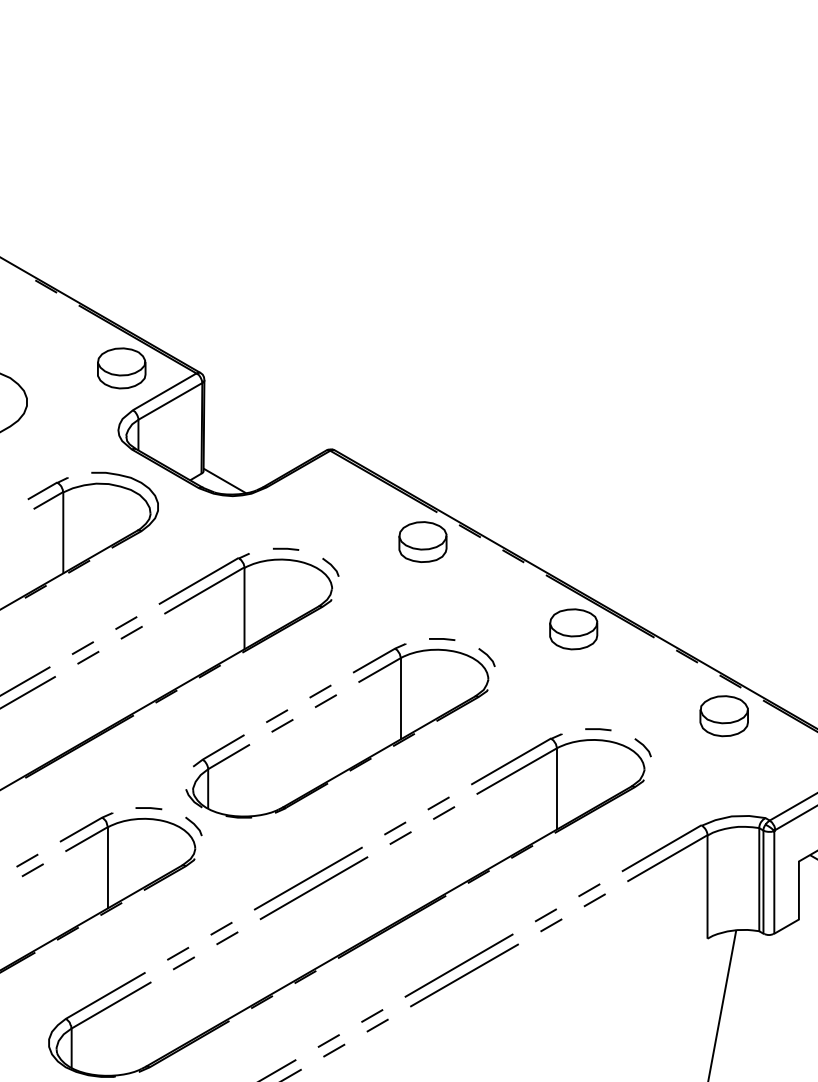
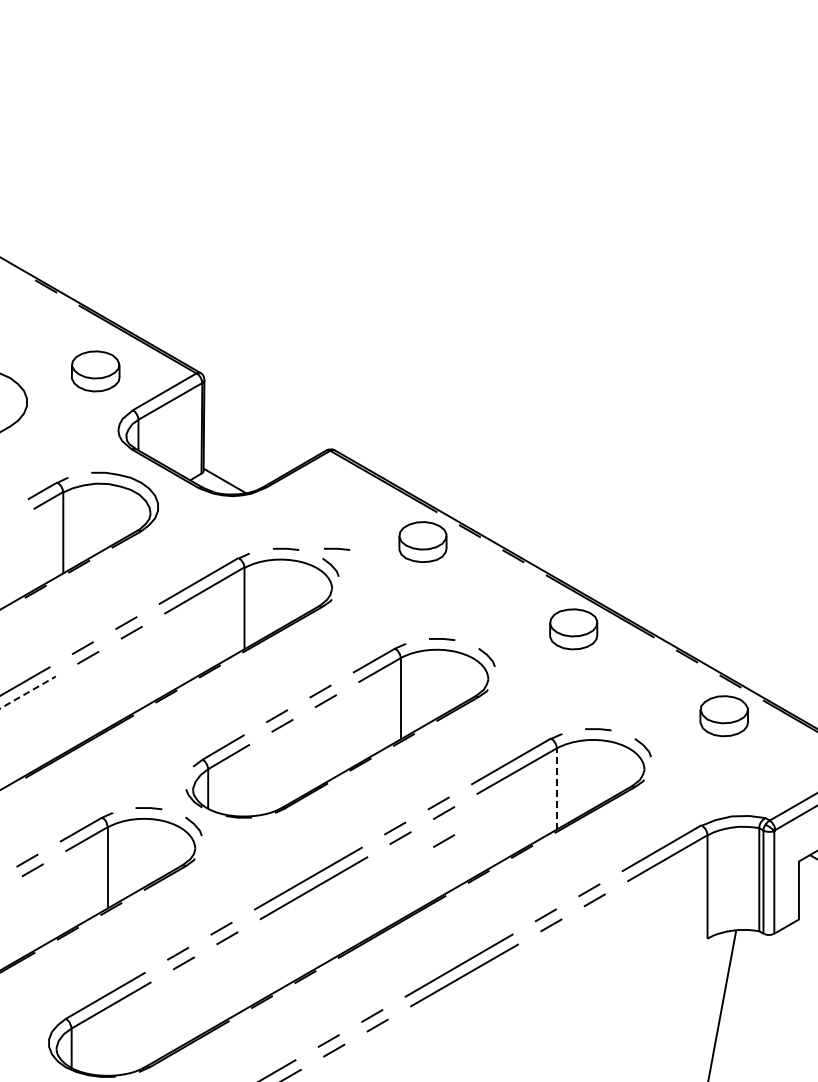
part position: (121, 368) -> (95, 371) (95, 371)
line: none -> present (337, 548)
line: solid -> dashed (28, 692)
line: solid -> dashed (556, 789)
line: none -> present (444, 840)
